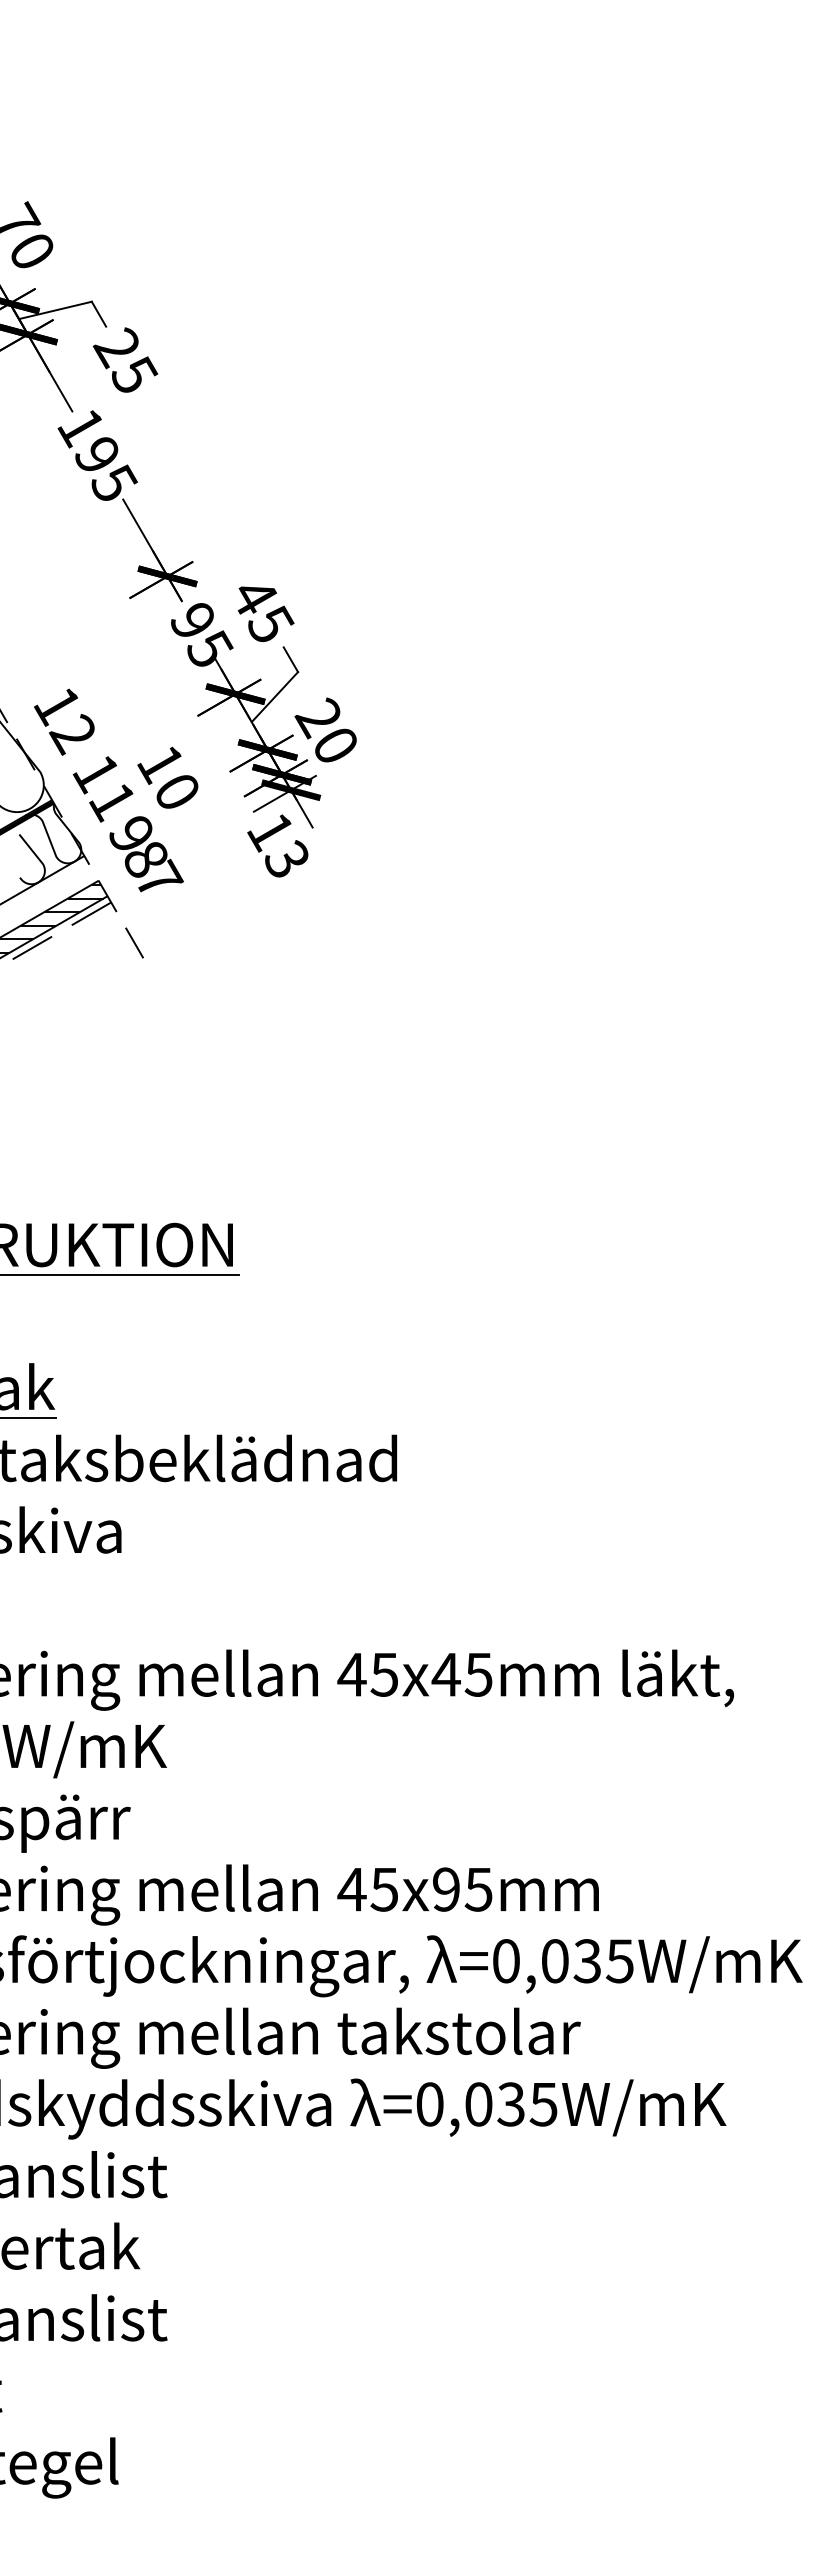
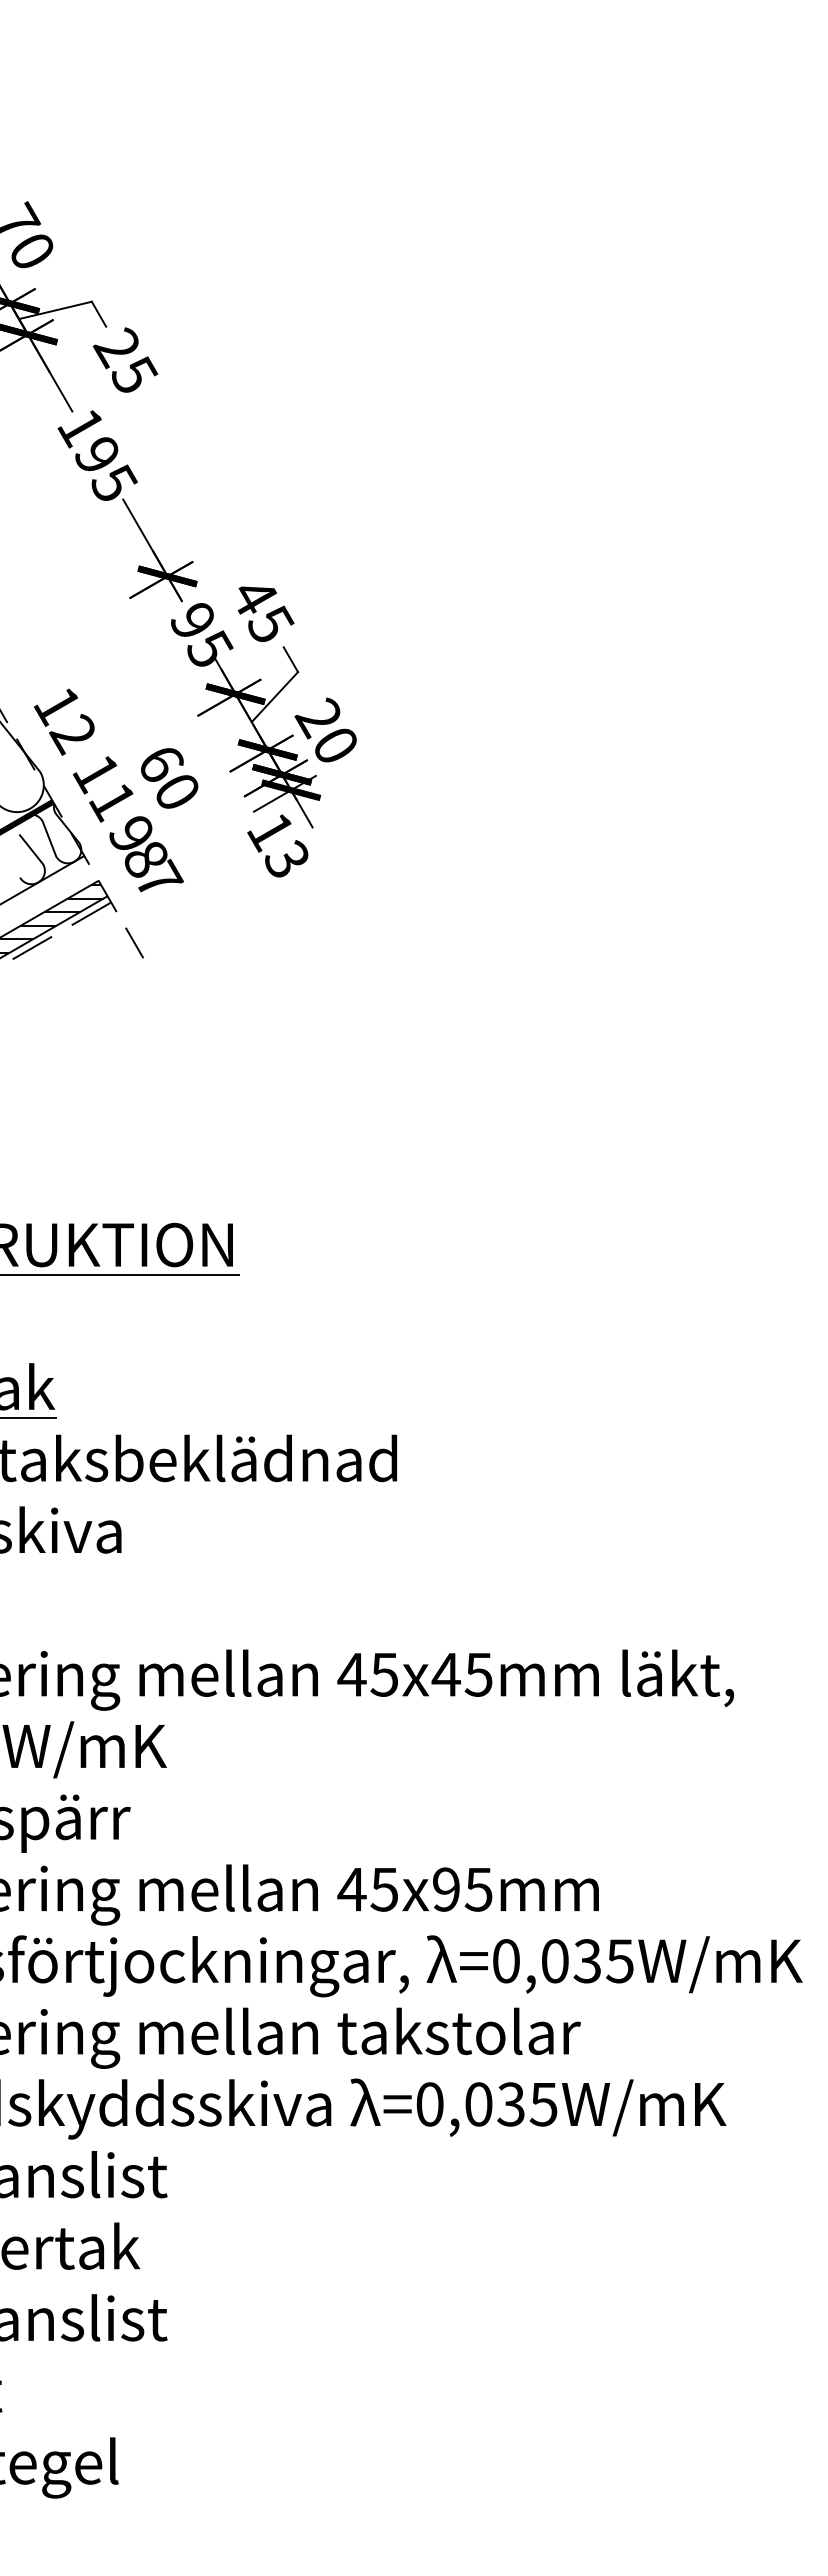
text: 10 -> 60 (160, 765)
